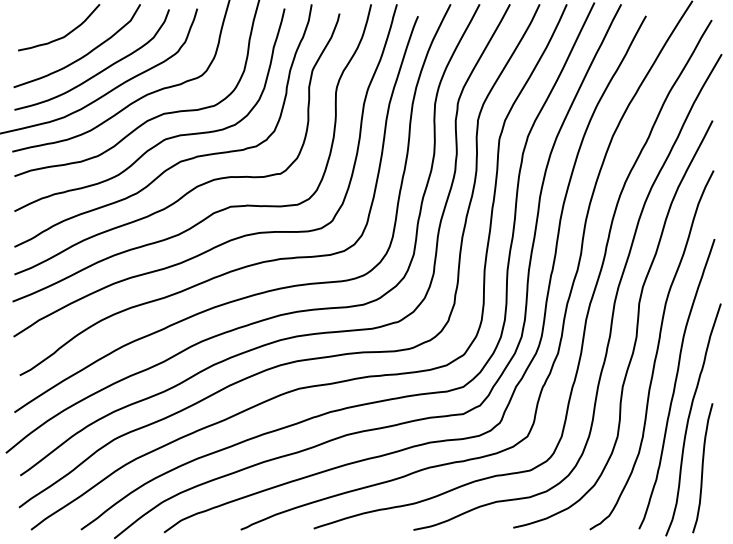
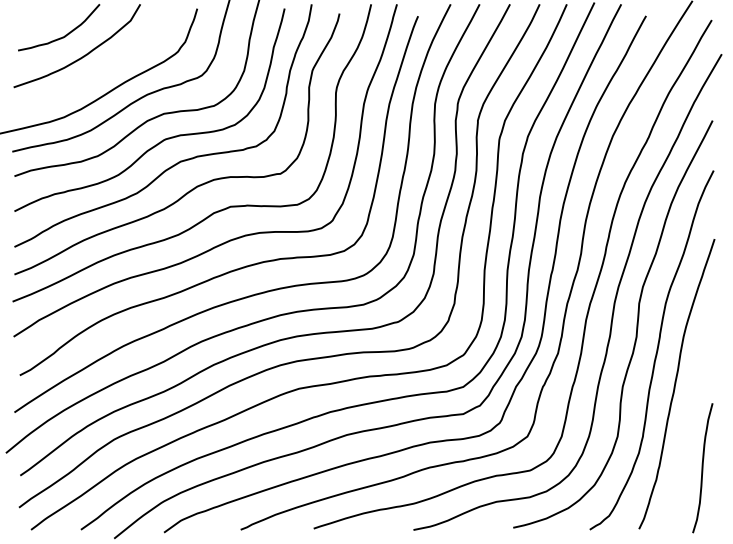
curve: present -> none (99, 71)
curve: present -> none (689, 419)
